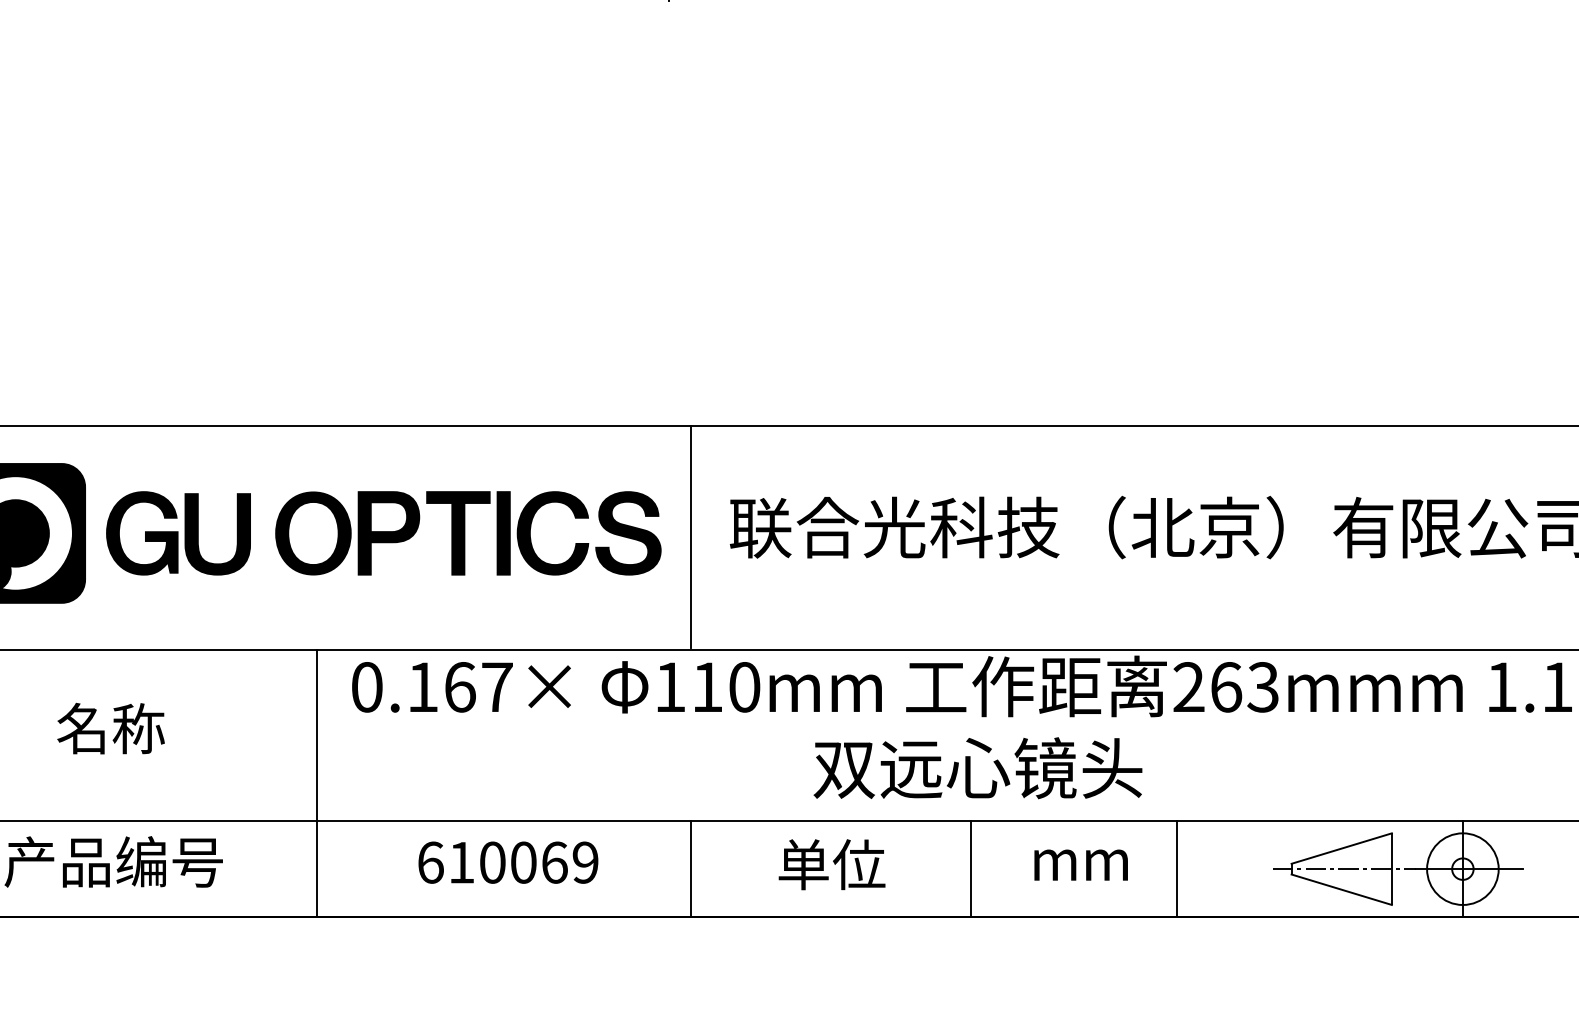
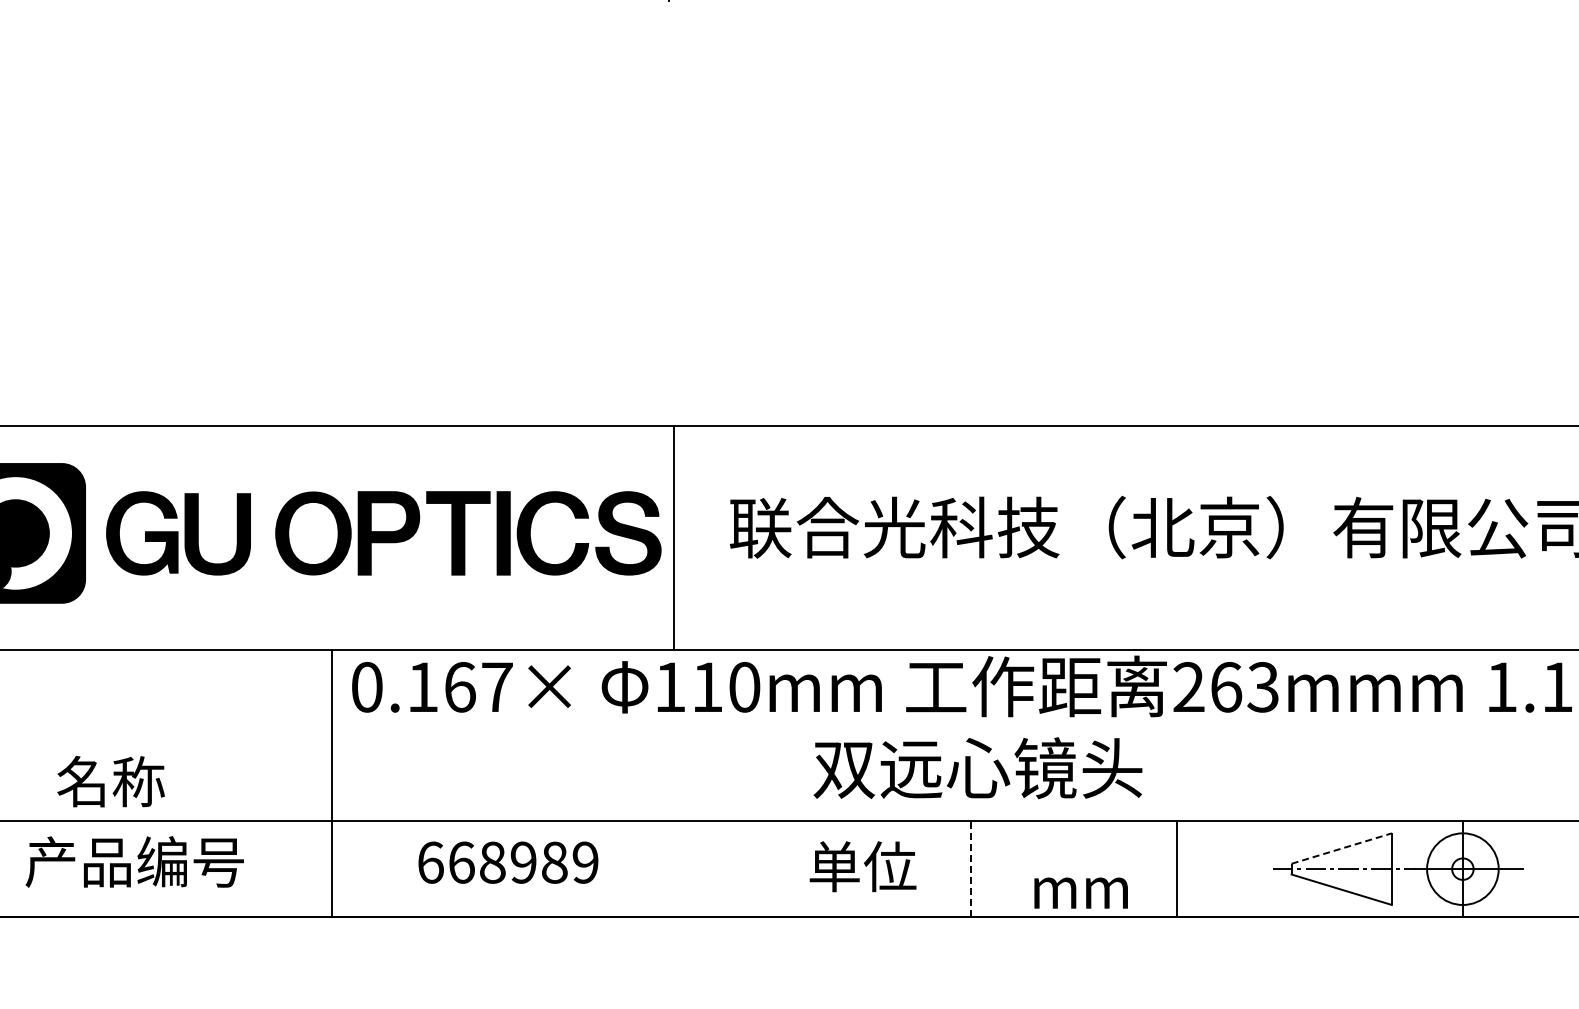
line position: (691, 536) -> (674, 536) (674, 536)
text position: (110, 728) -> (110, 781) (110, 781)
line position: (316, 782) -> (331, 782) (331, 782)
line: solid -> dashed (1342, 848)
text position: (113, 861) -> (134, 861) (134, 861)
text: 610069 -> 668989 (508, 862)
text position: (831, 864) -> (862, 866) (862, 866)
text position: (1080, 864) -> (1080, 892) (1080, 892)
line: present -> none (691, 868)
line: solid -> dashed (971, 869)
